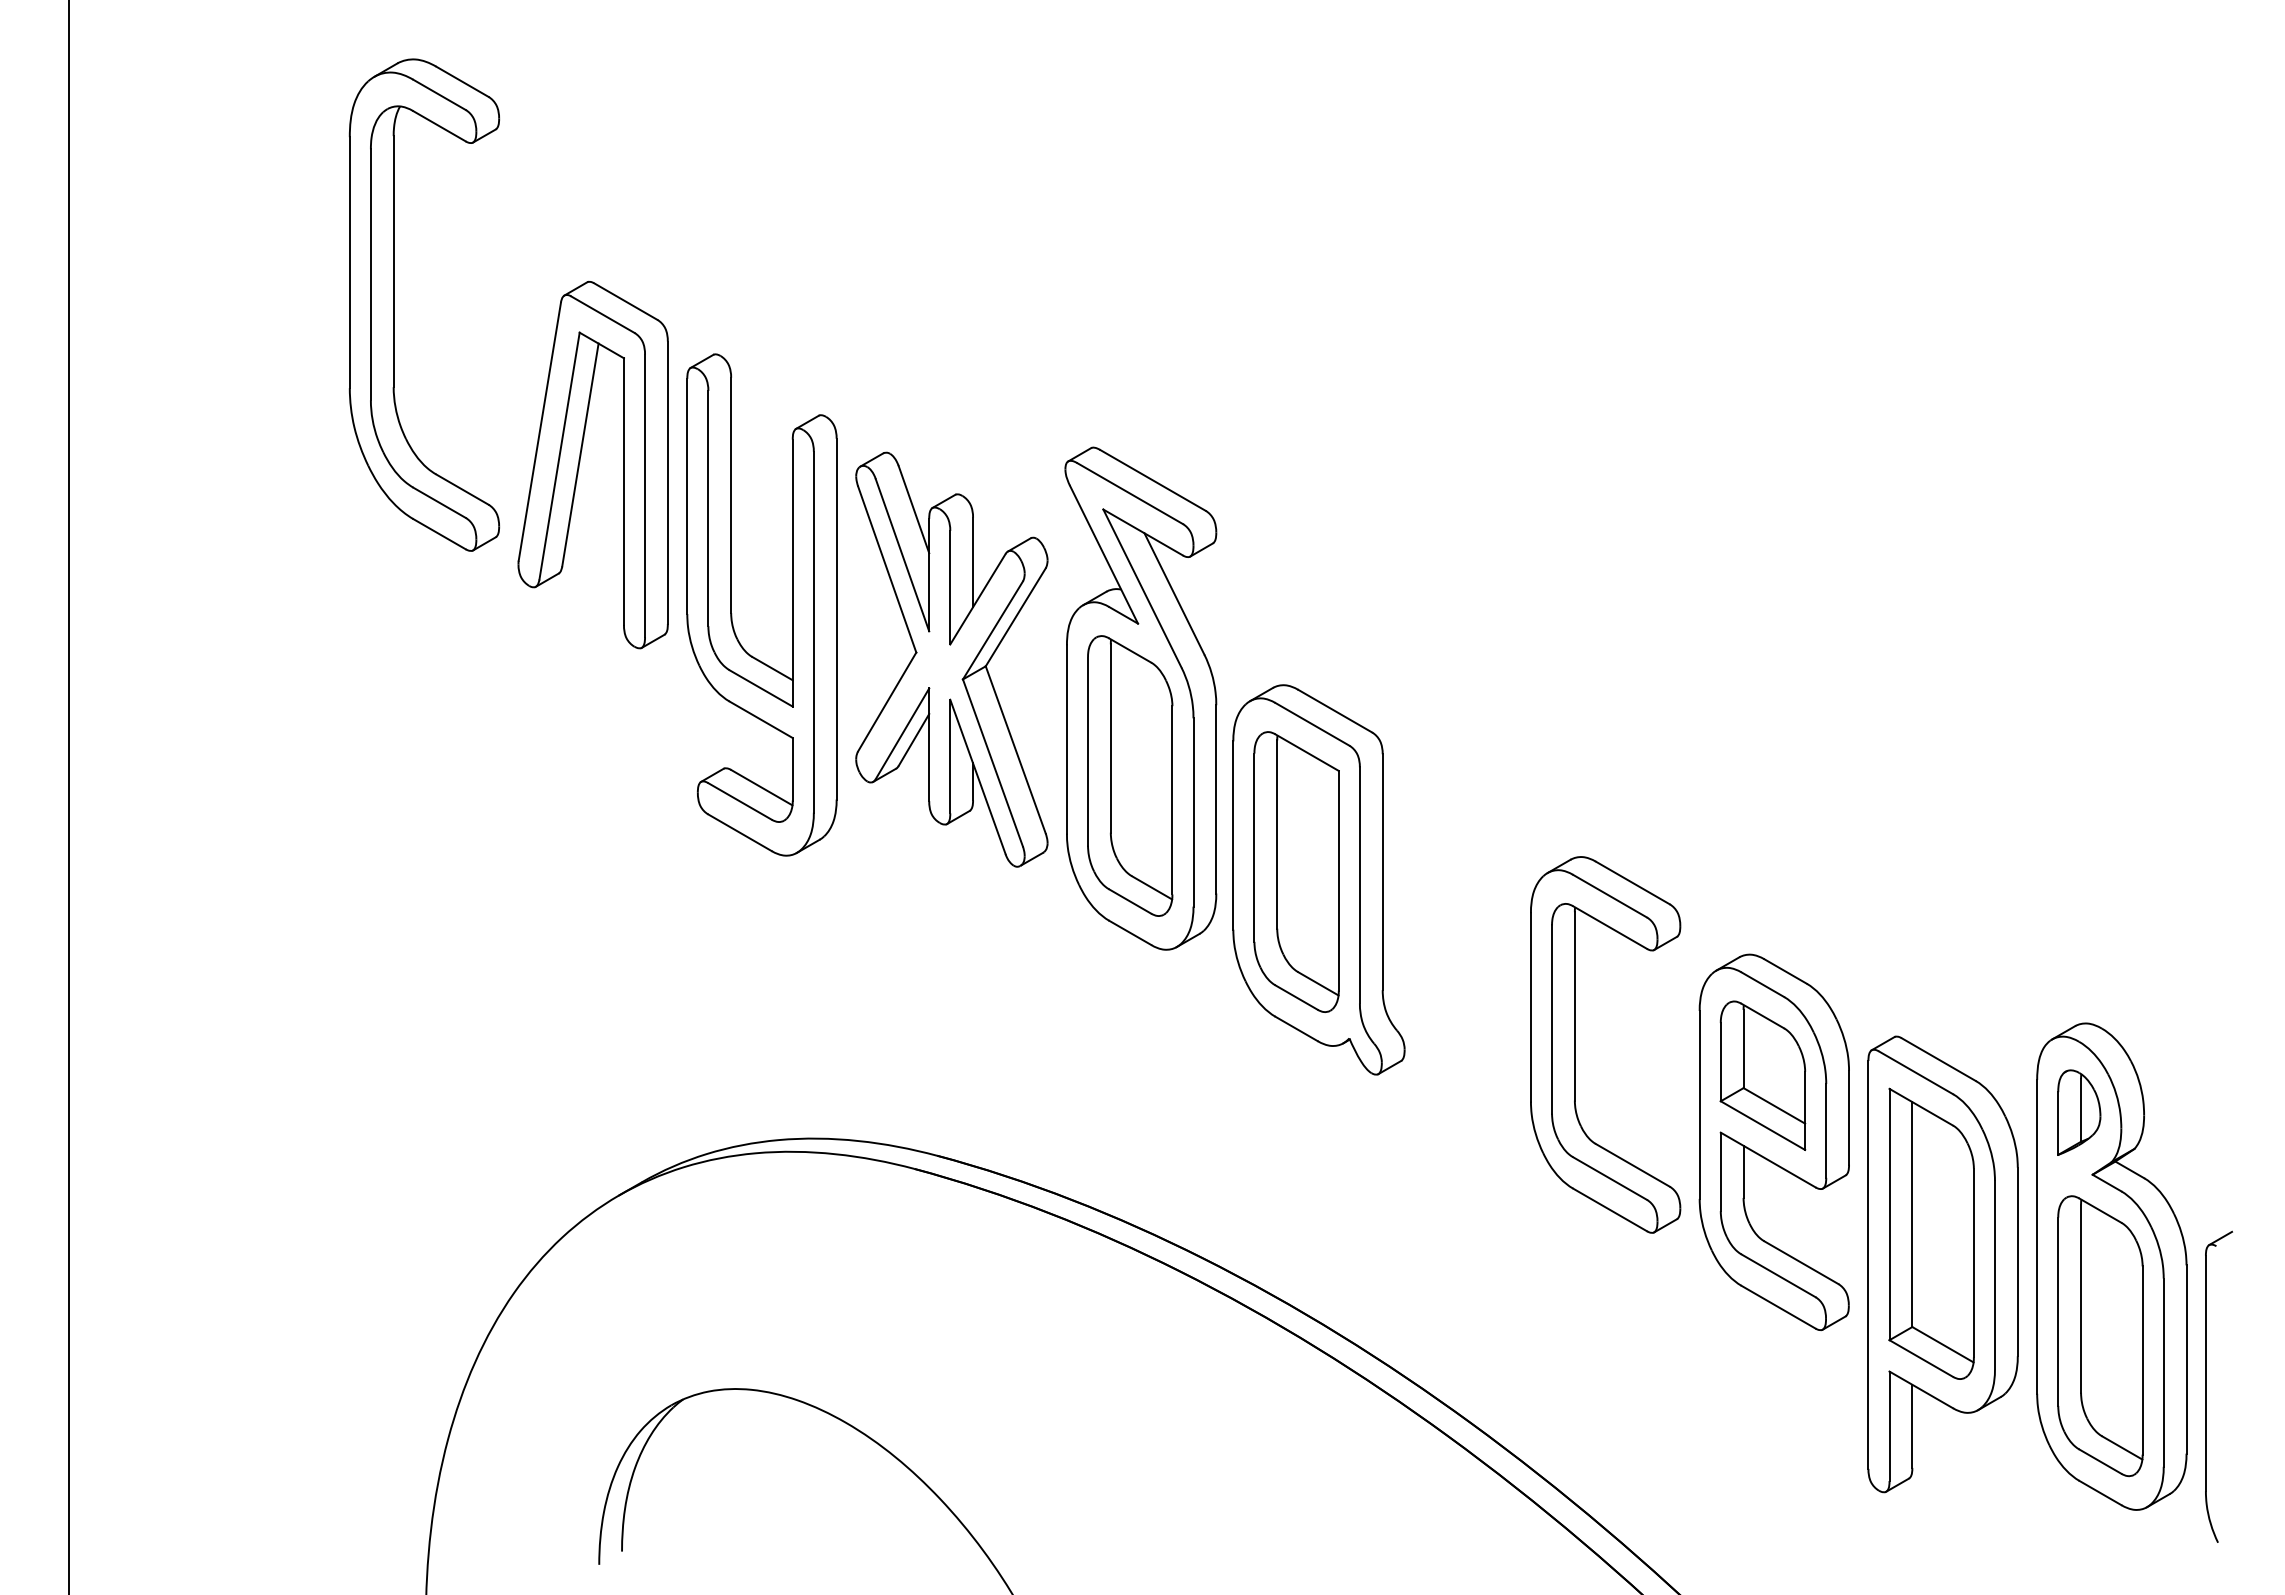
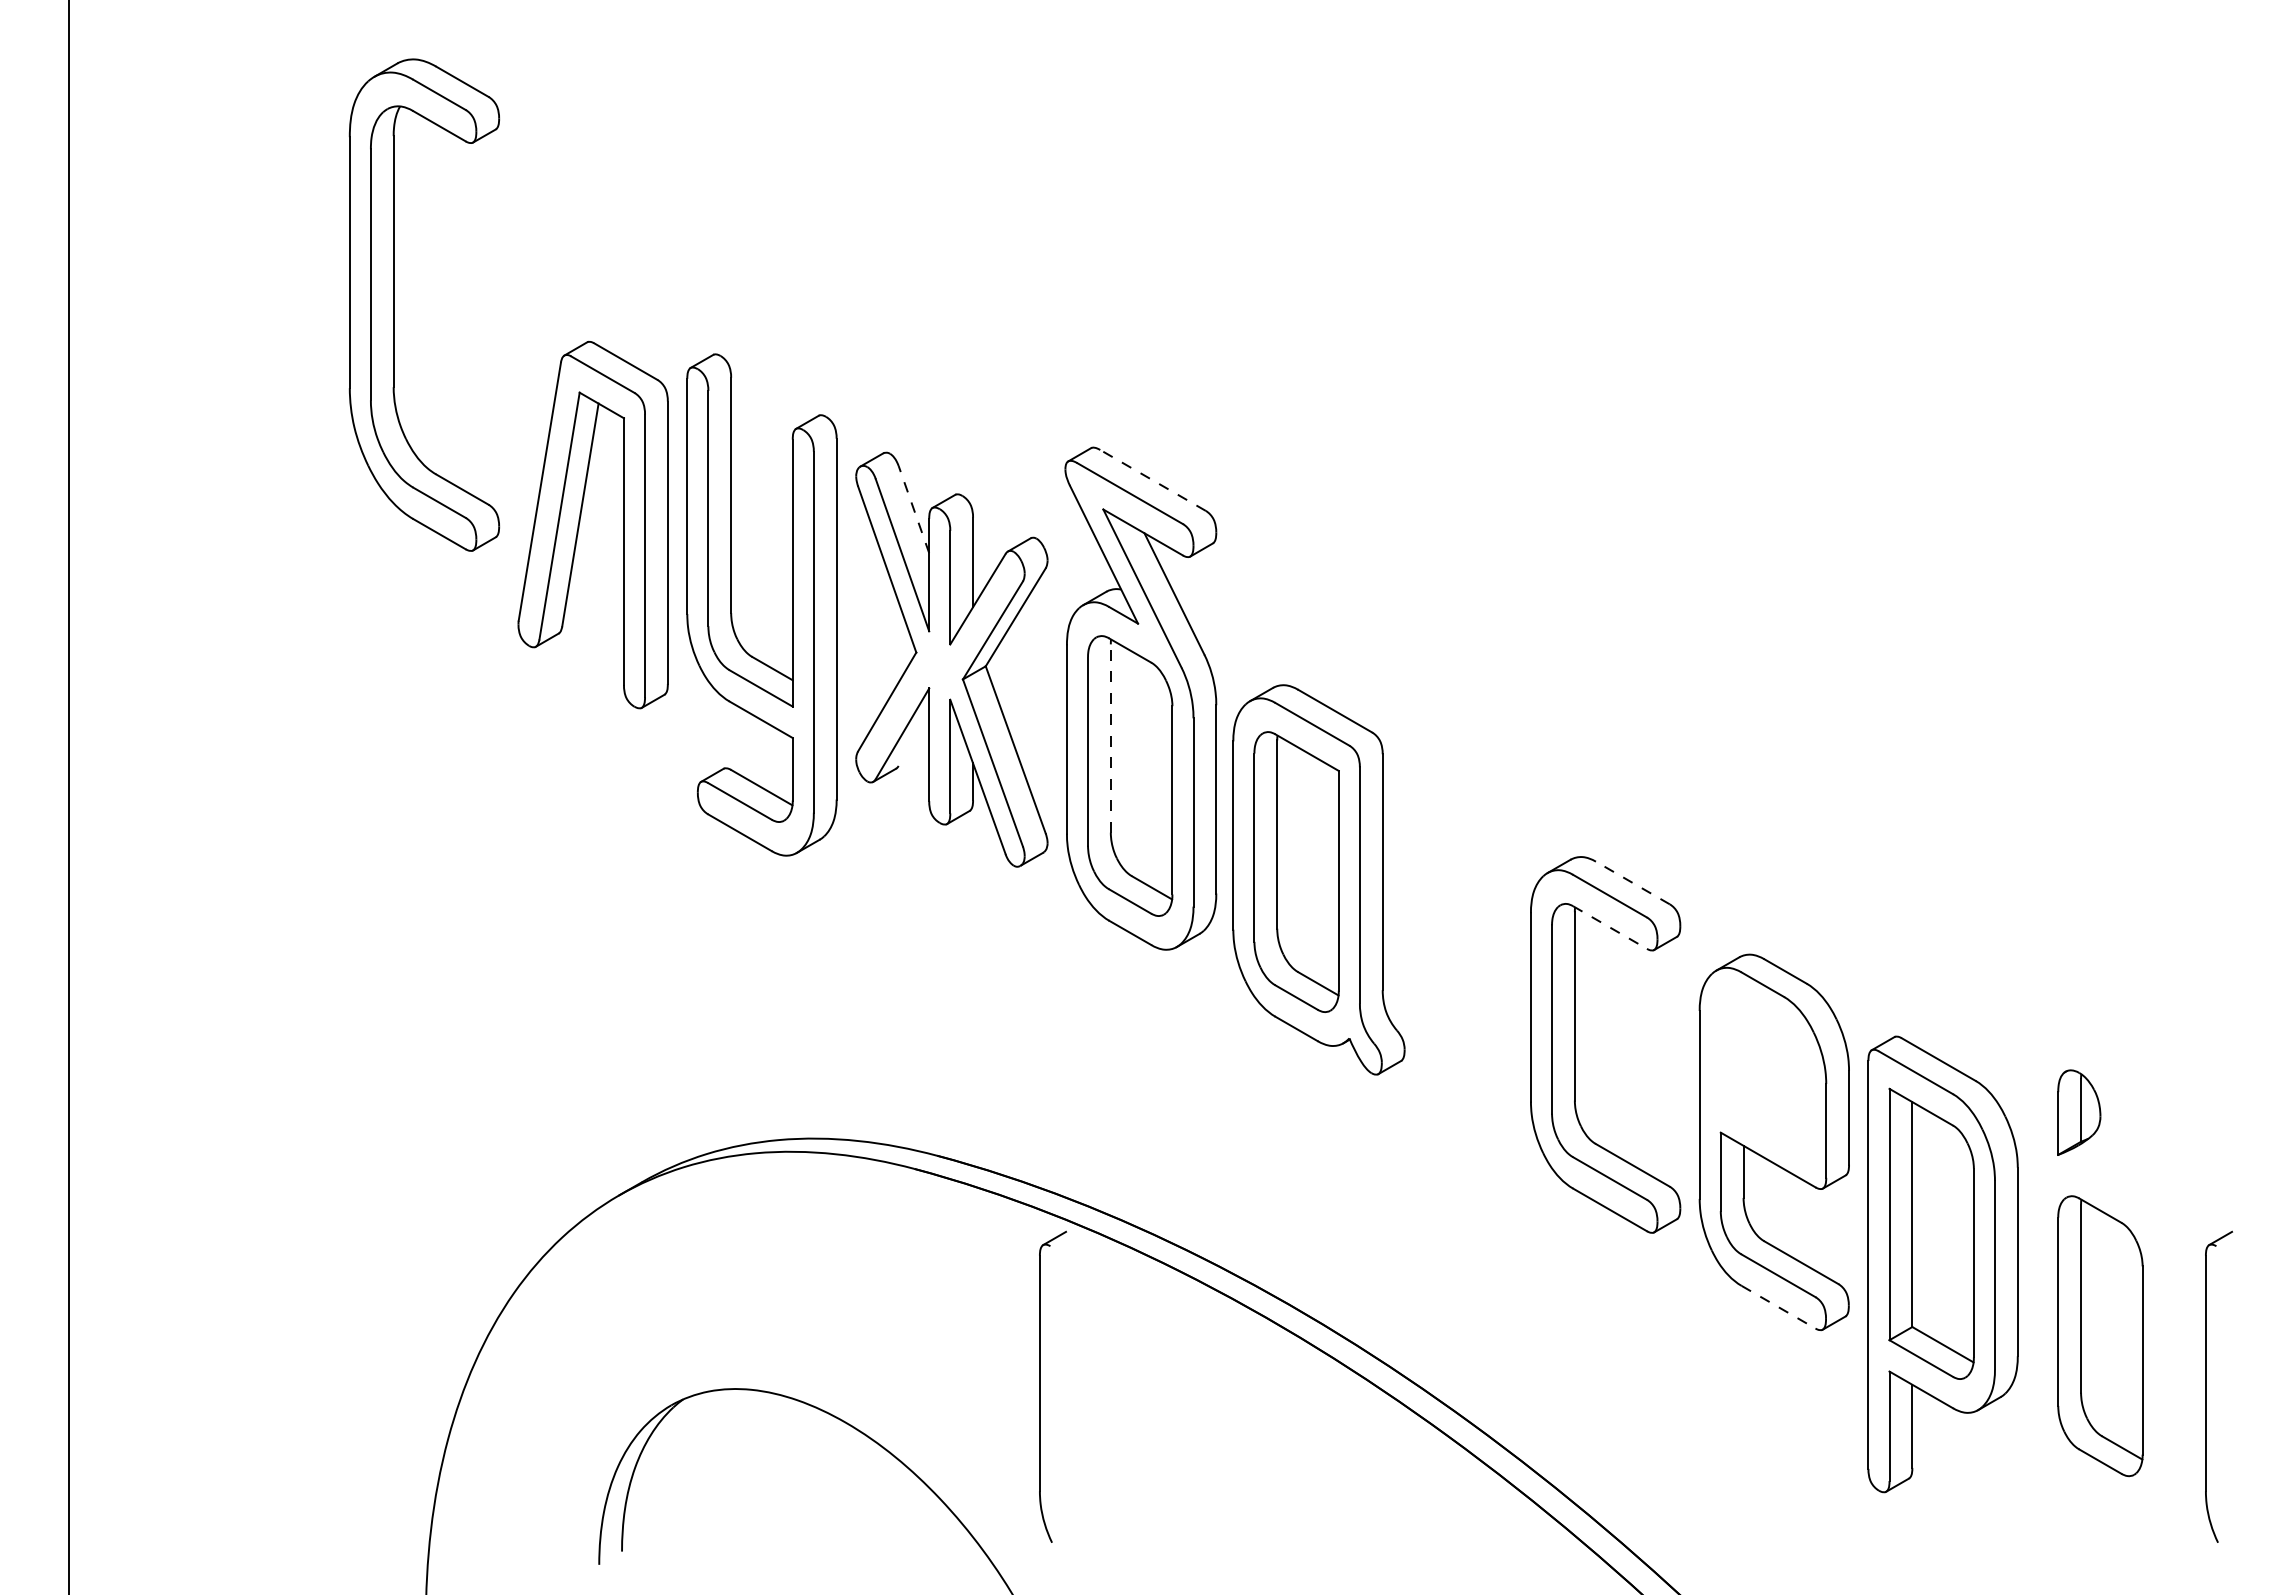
part position: (580, 462) -> (580, 522) (580, 522)
line: solid -> dashed (1153, 480)
line: solid -> dashed (913, 509)
line: solid -> dashed (1110, 738)
line: present -> none (913, 739)
line: solid -> dashed (1632, 882)
line: solid -> dashed (1610, 927)
part: present -> none (1762, 1075)
part: present -> none (2111, 1266)
line: solid -> dashed (1778, 1307)
part: none -> present (1040, 1386)
